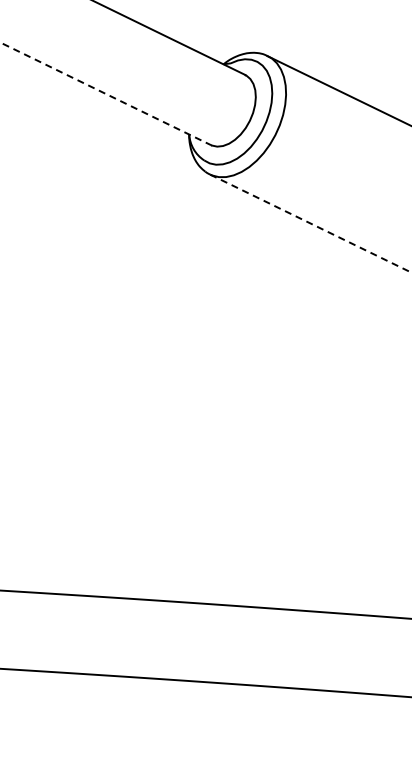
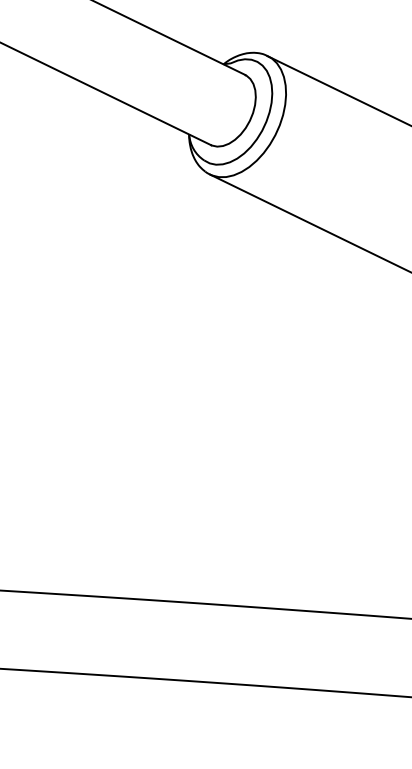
line: dashed -> solid (105, 93)
line: dashed -> solid (311, 223)
